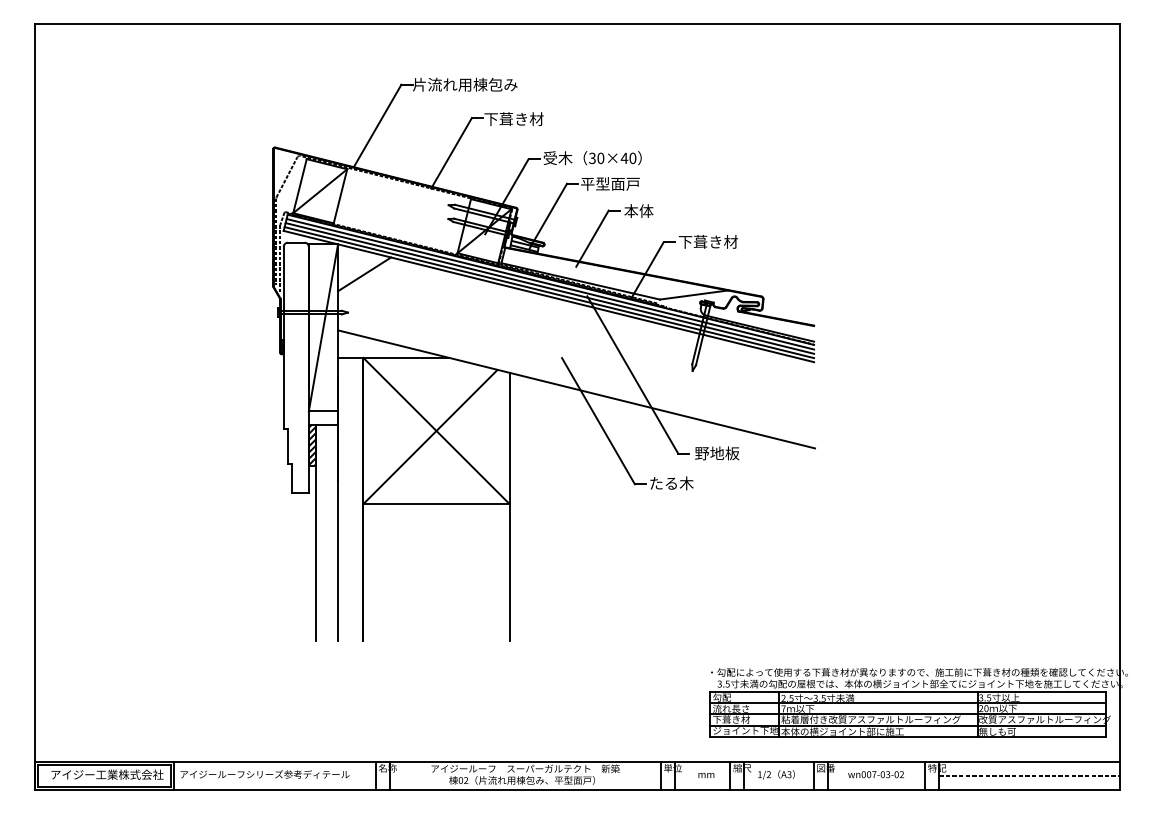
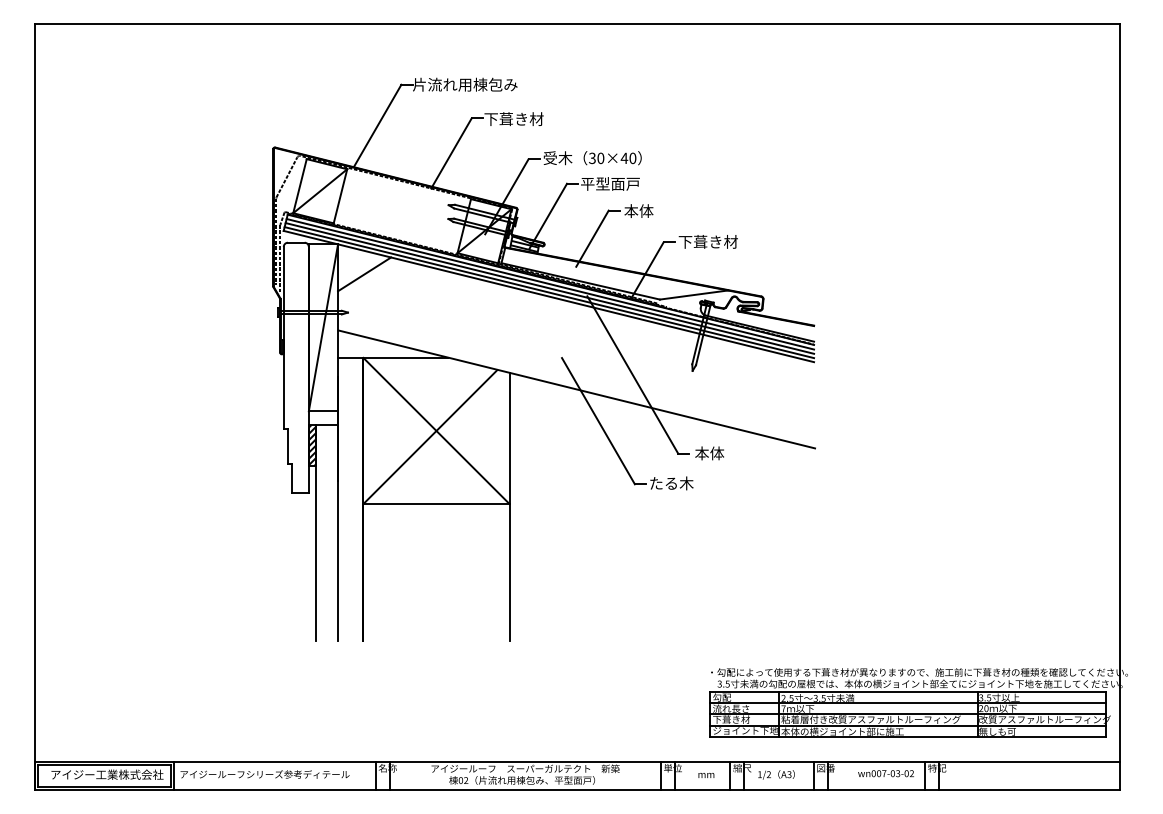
text: 野地板 -> 本体 (717, 453)
text position: (875, 774) -> (885, 773) (885, 773)
line: present -> none (1029, 775)
